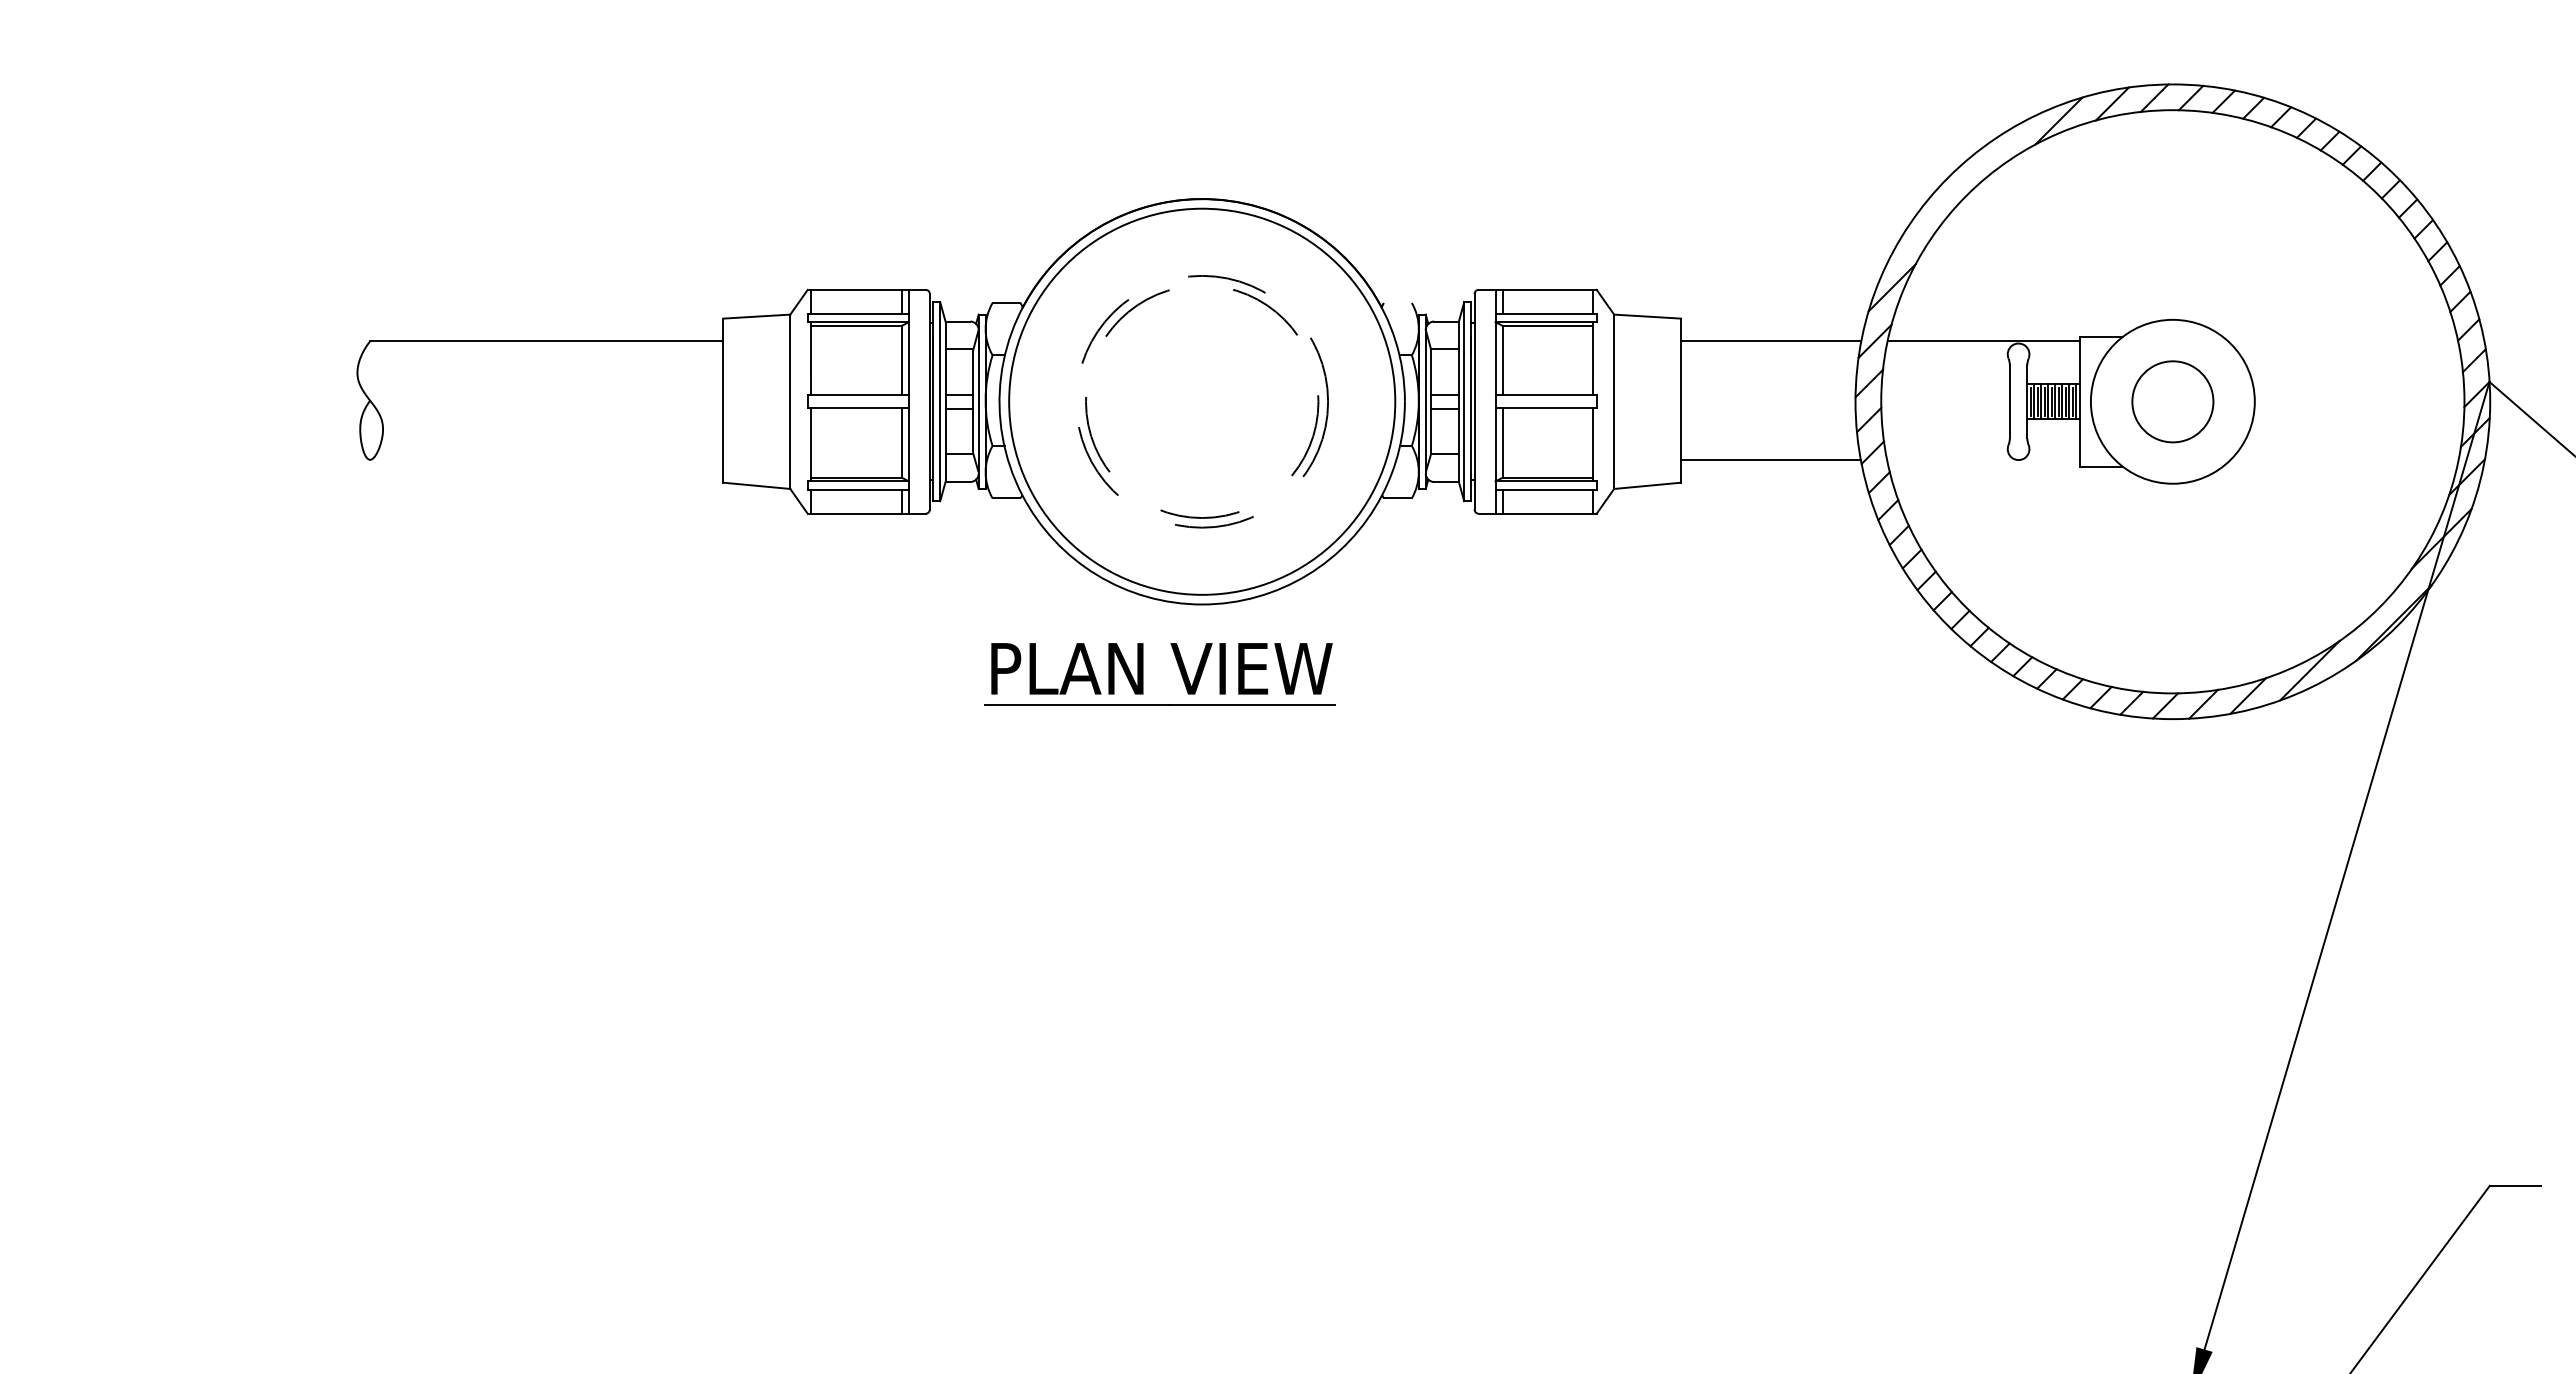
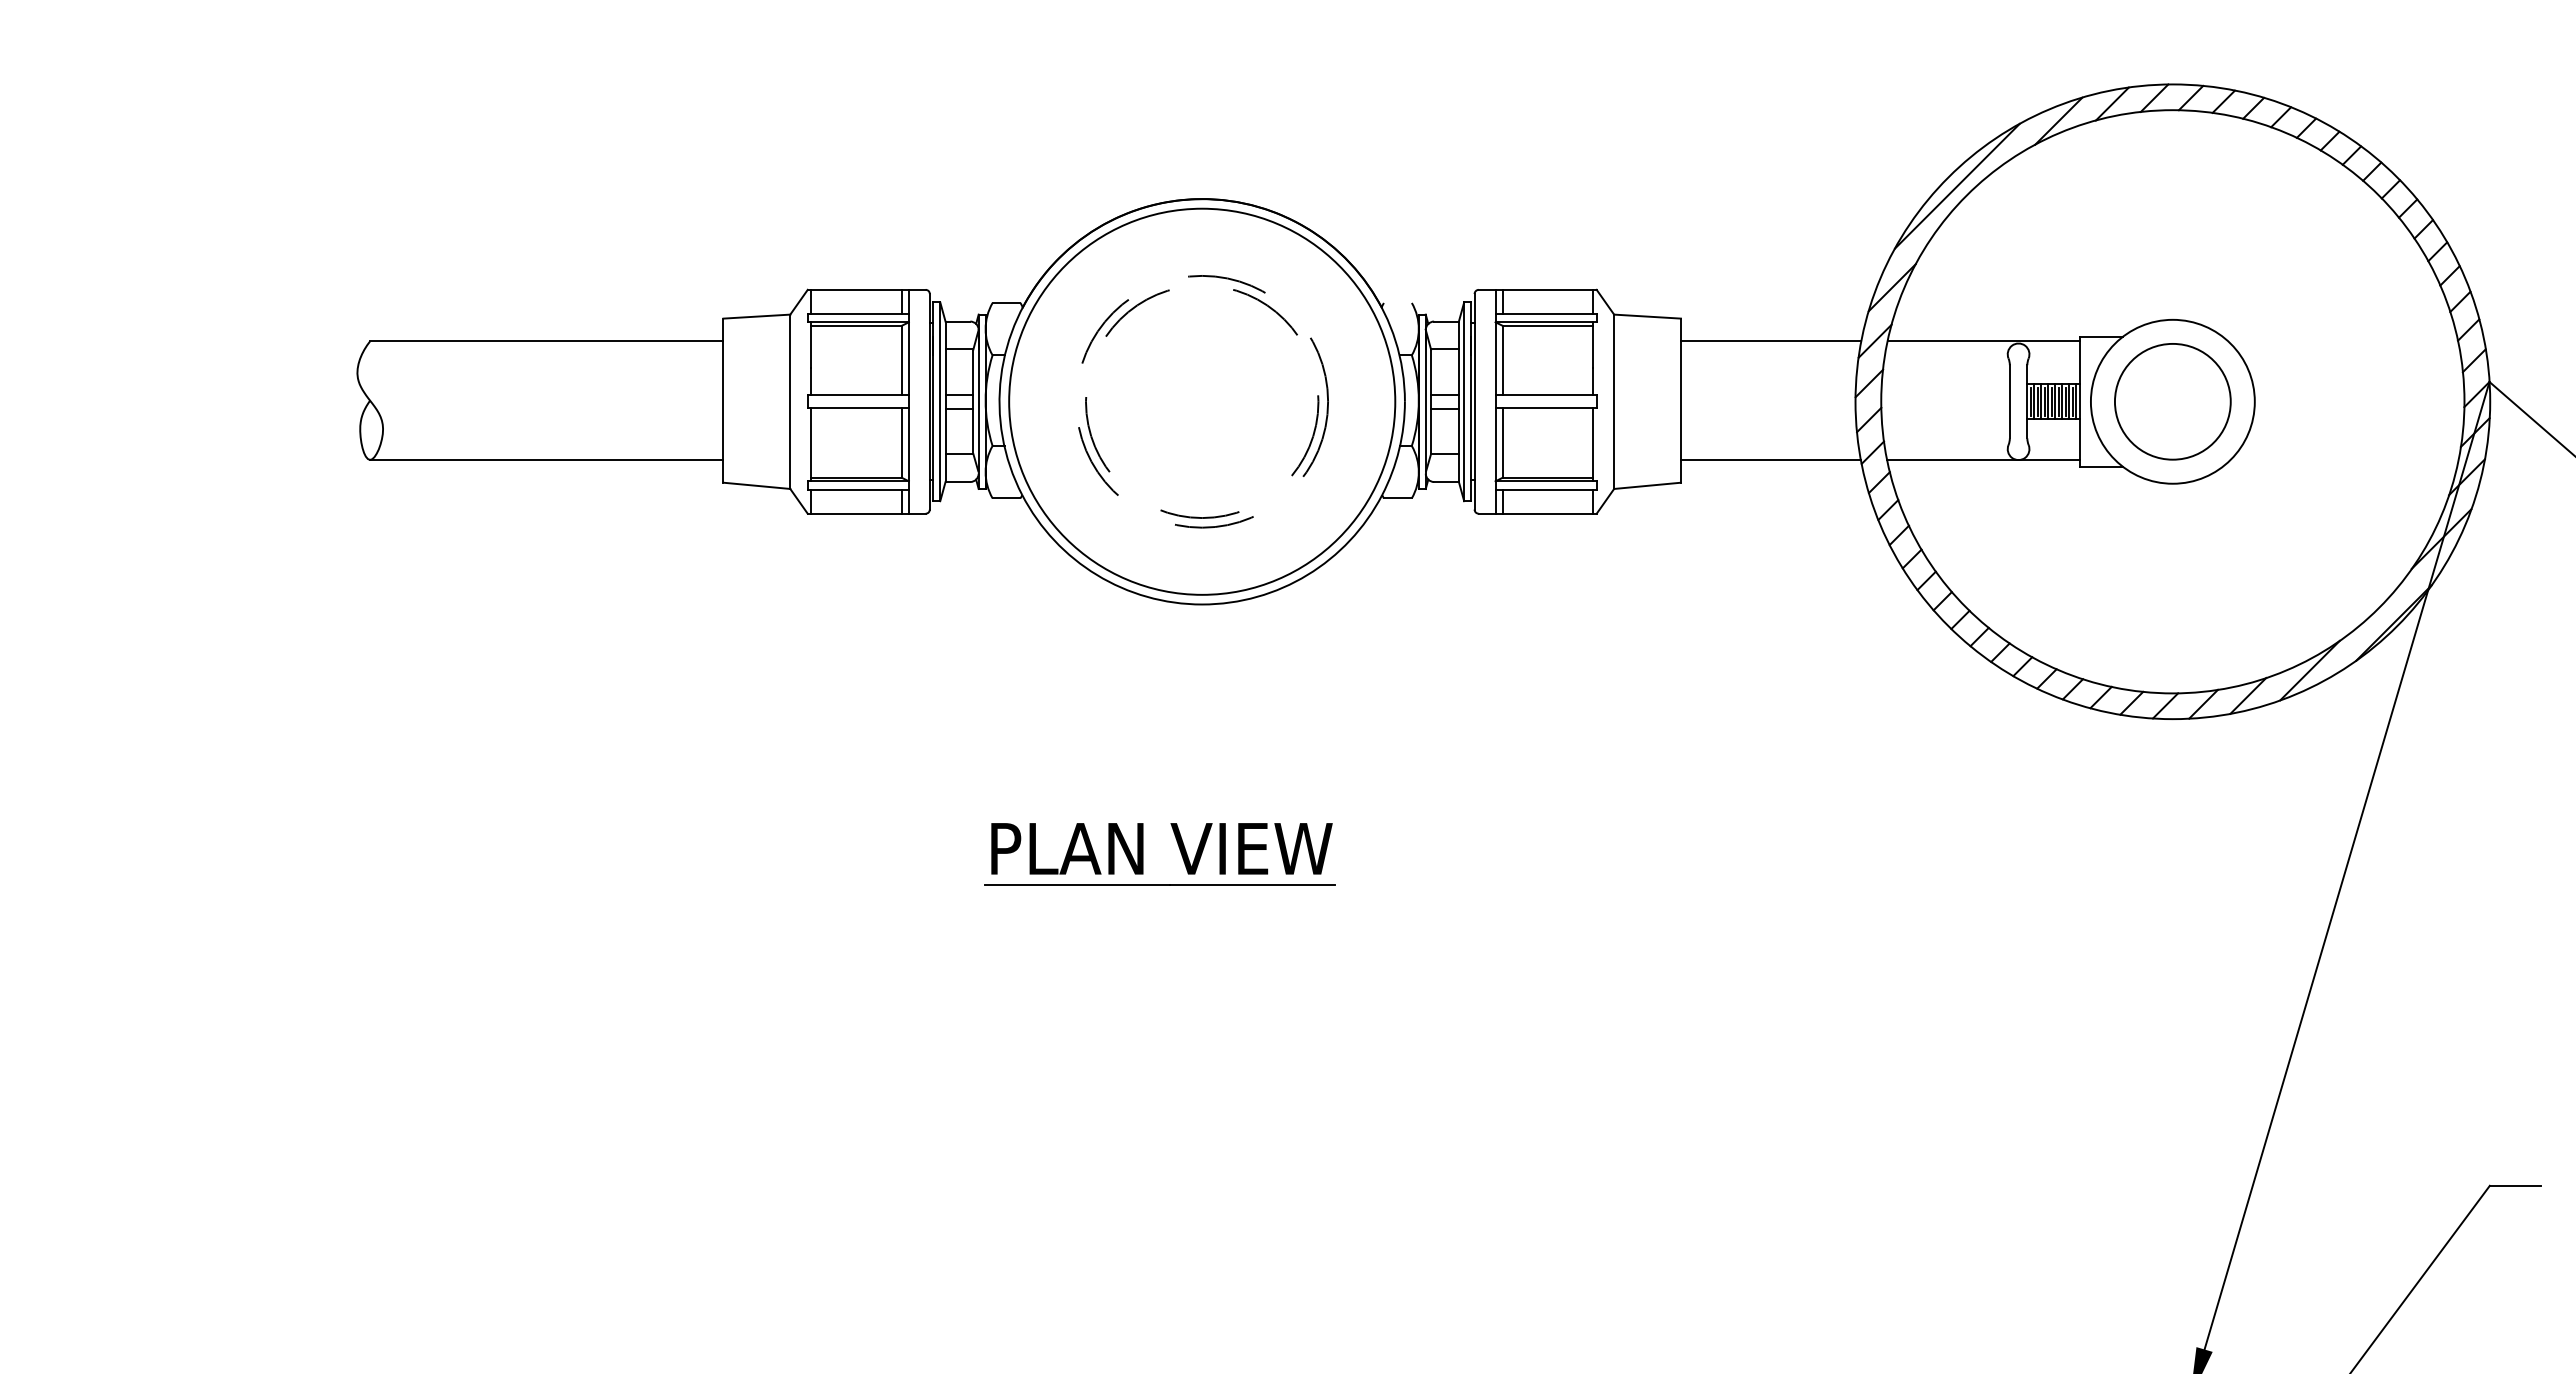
line: none -> present (1957, 185)
circle size: 84x84 px -> 118x118 px (2172, 401)
line: none -> present (546, 459)
line: none -> present (1983, 459)
part position: (1143, 674) -> (1143, 854) (1143, 854)
